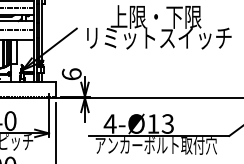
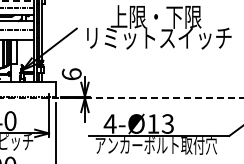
line: solid -> dashed (17, 0)
line: solid -> dashed (121, 98)
